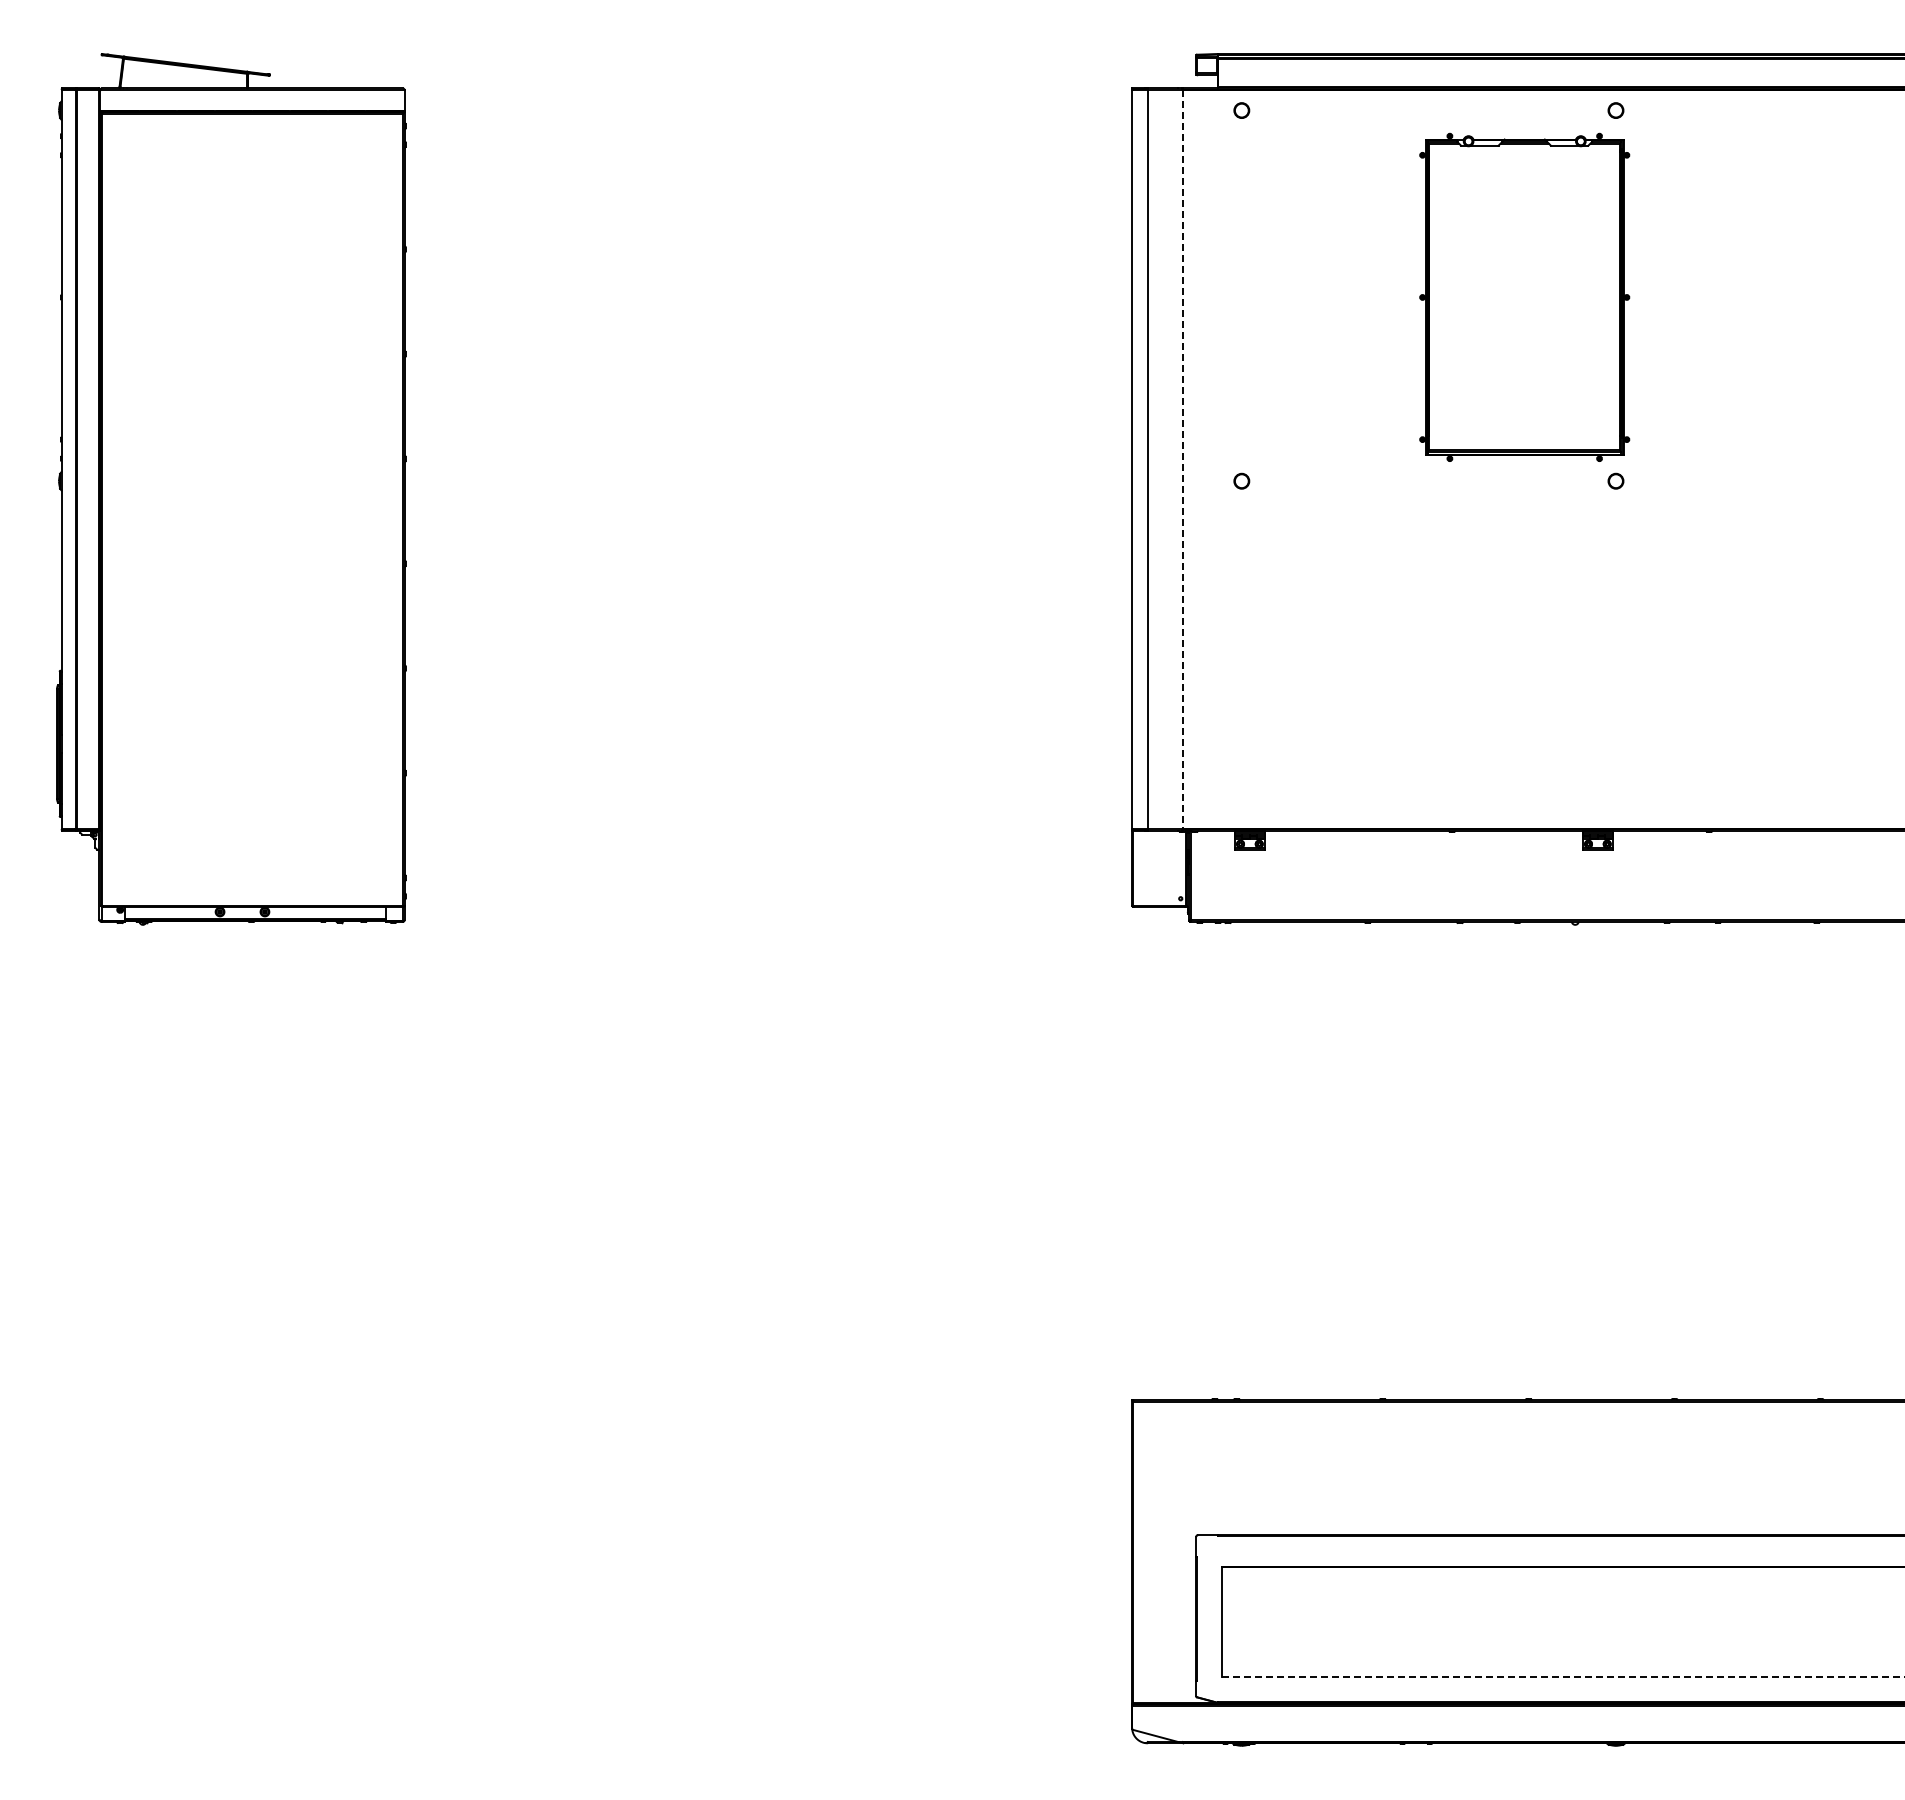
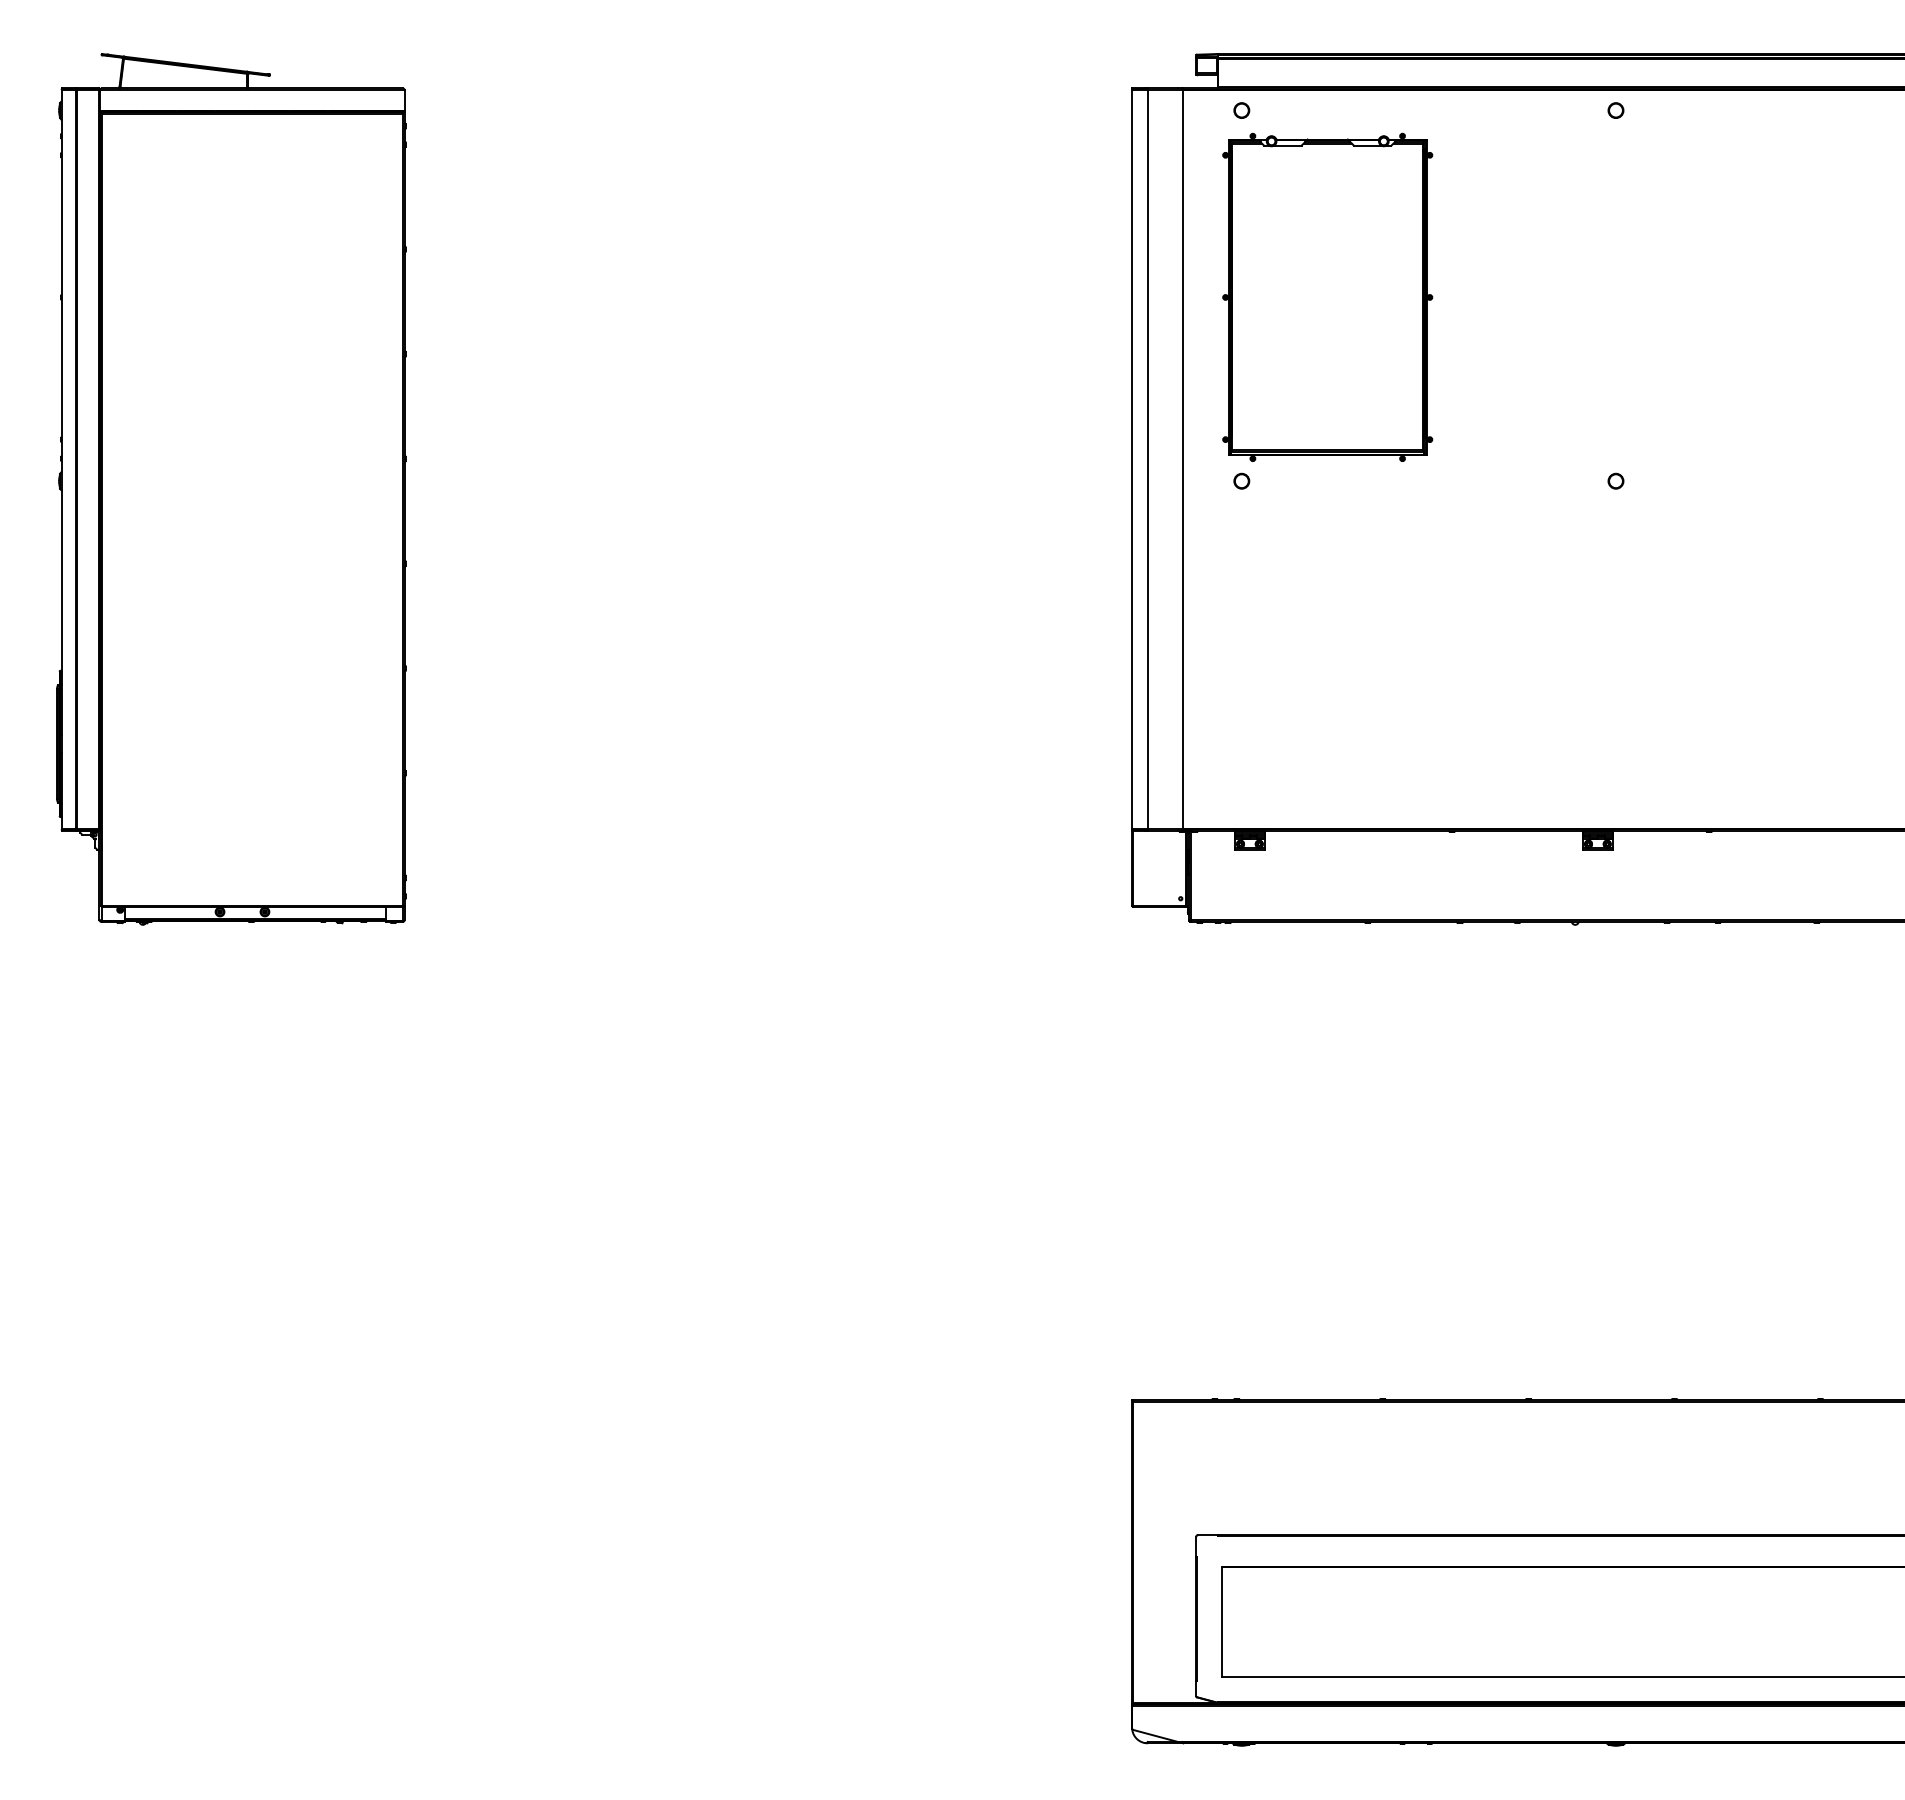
part position: (1524, 296) -> (1327, 296) (1327, 296)
line: dashed -> solid (1183, 459)
line: dashed -> solid (1564, 1676)
